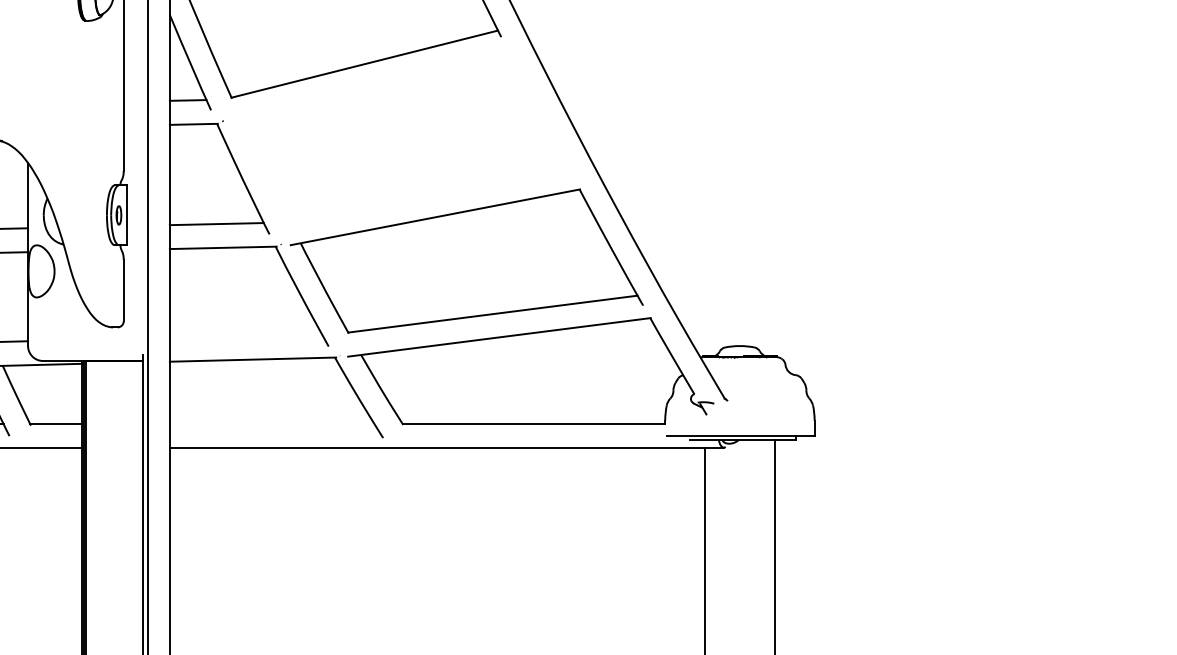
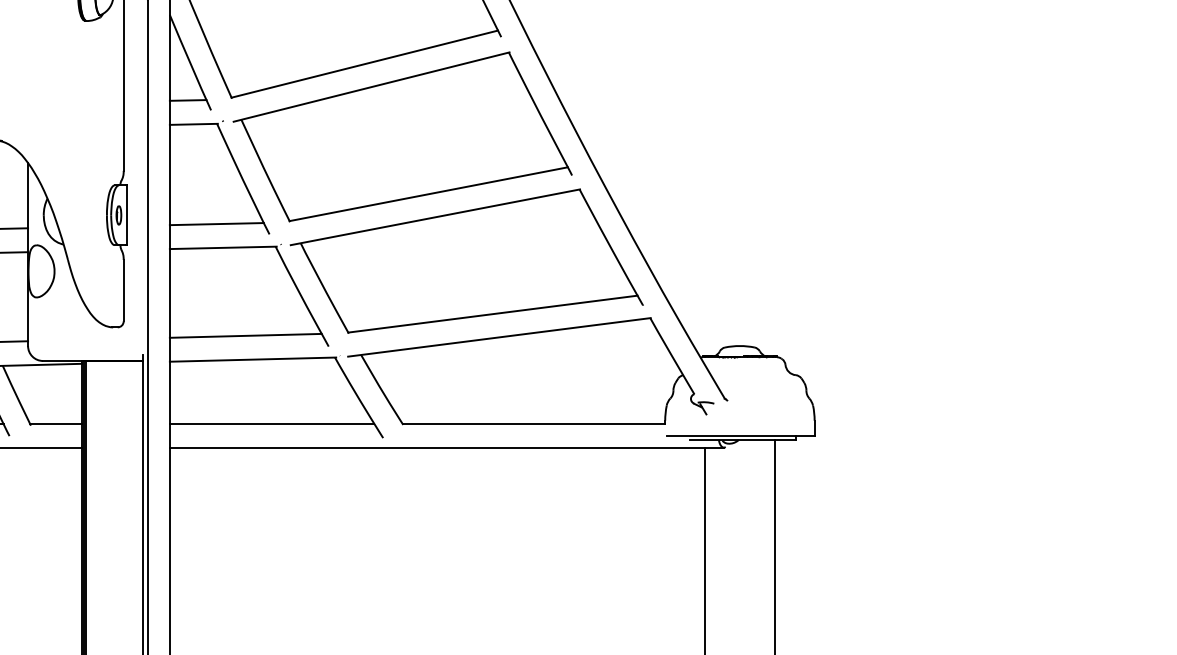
part: none -> present (402, 136)
line: none -> present (245, 335)
line: none -> present (271, 423)
